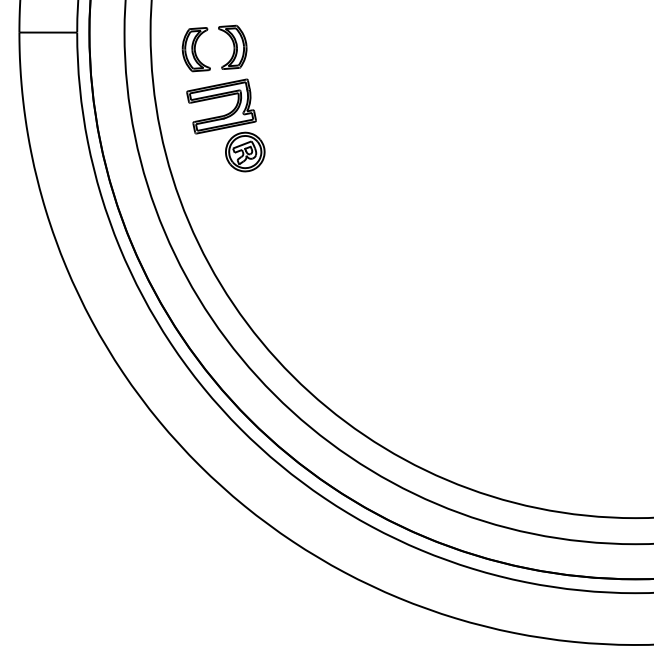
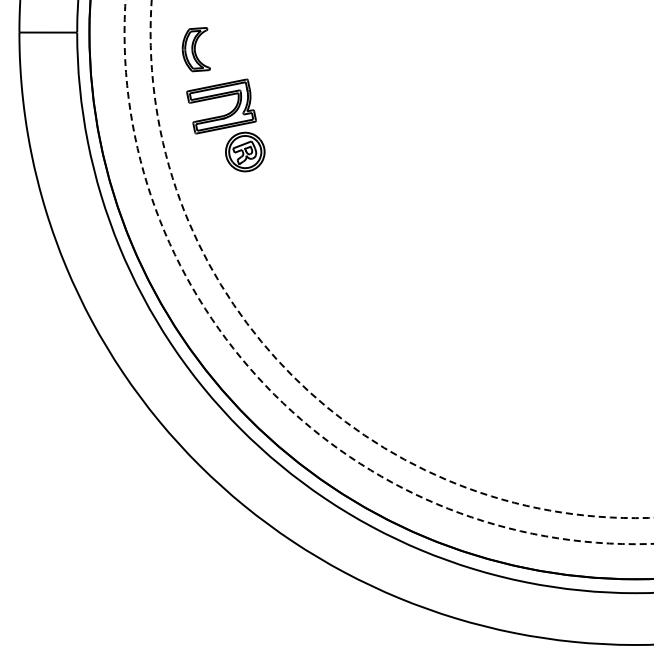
part: present -> none (232, 46)
circle: solid -> dashed (401, 259)
circle: solid -> dashed (388, 272)
